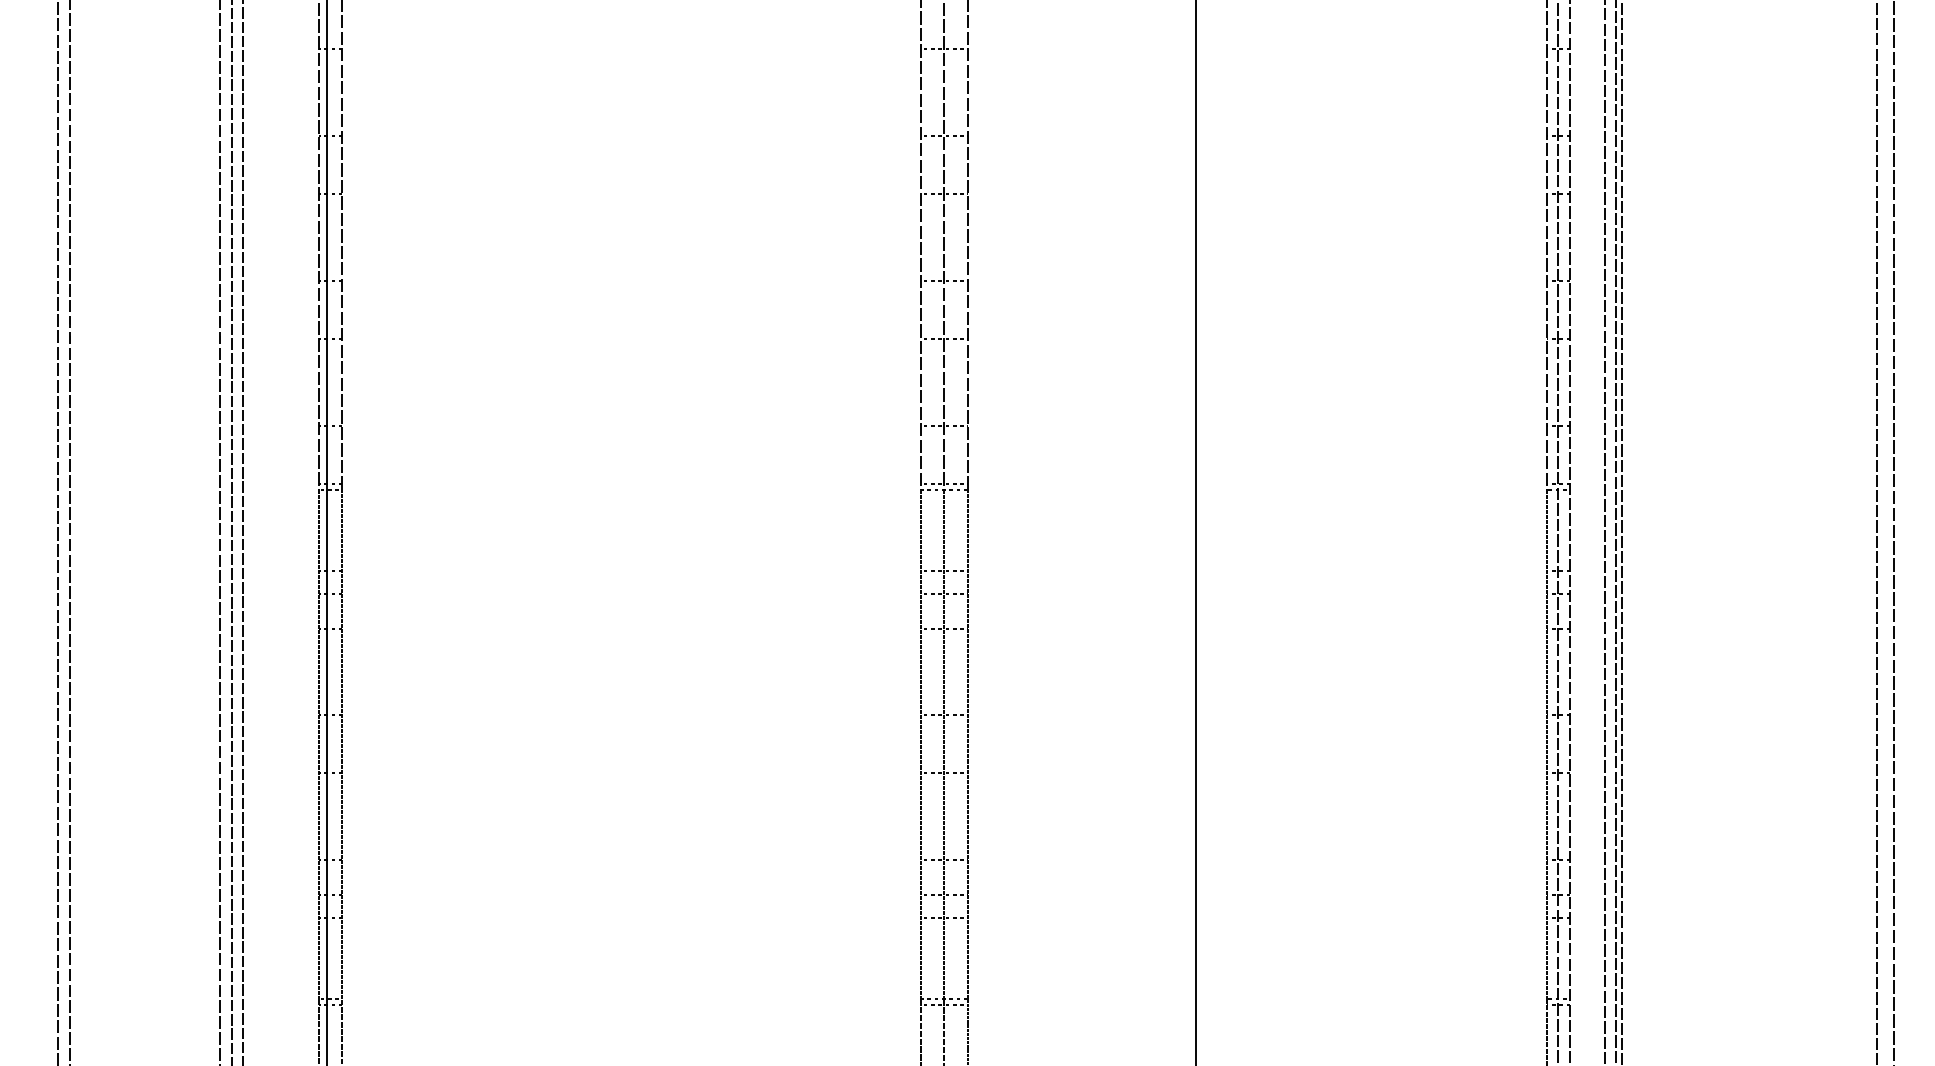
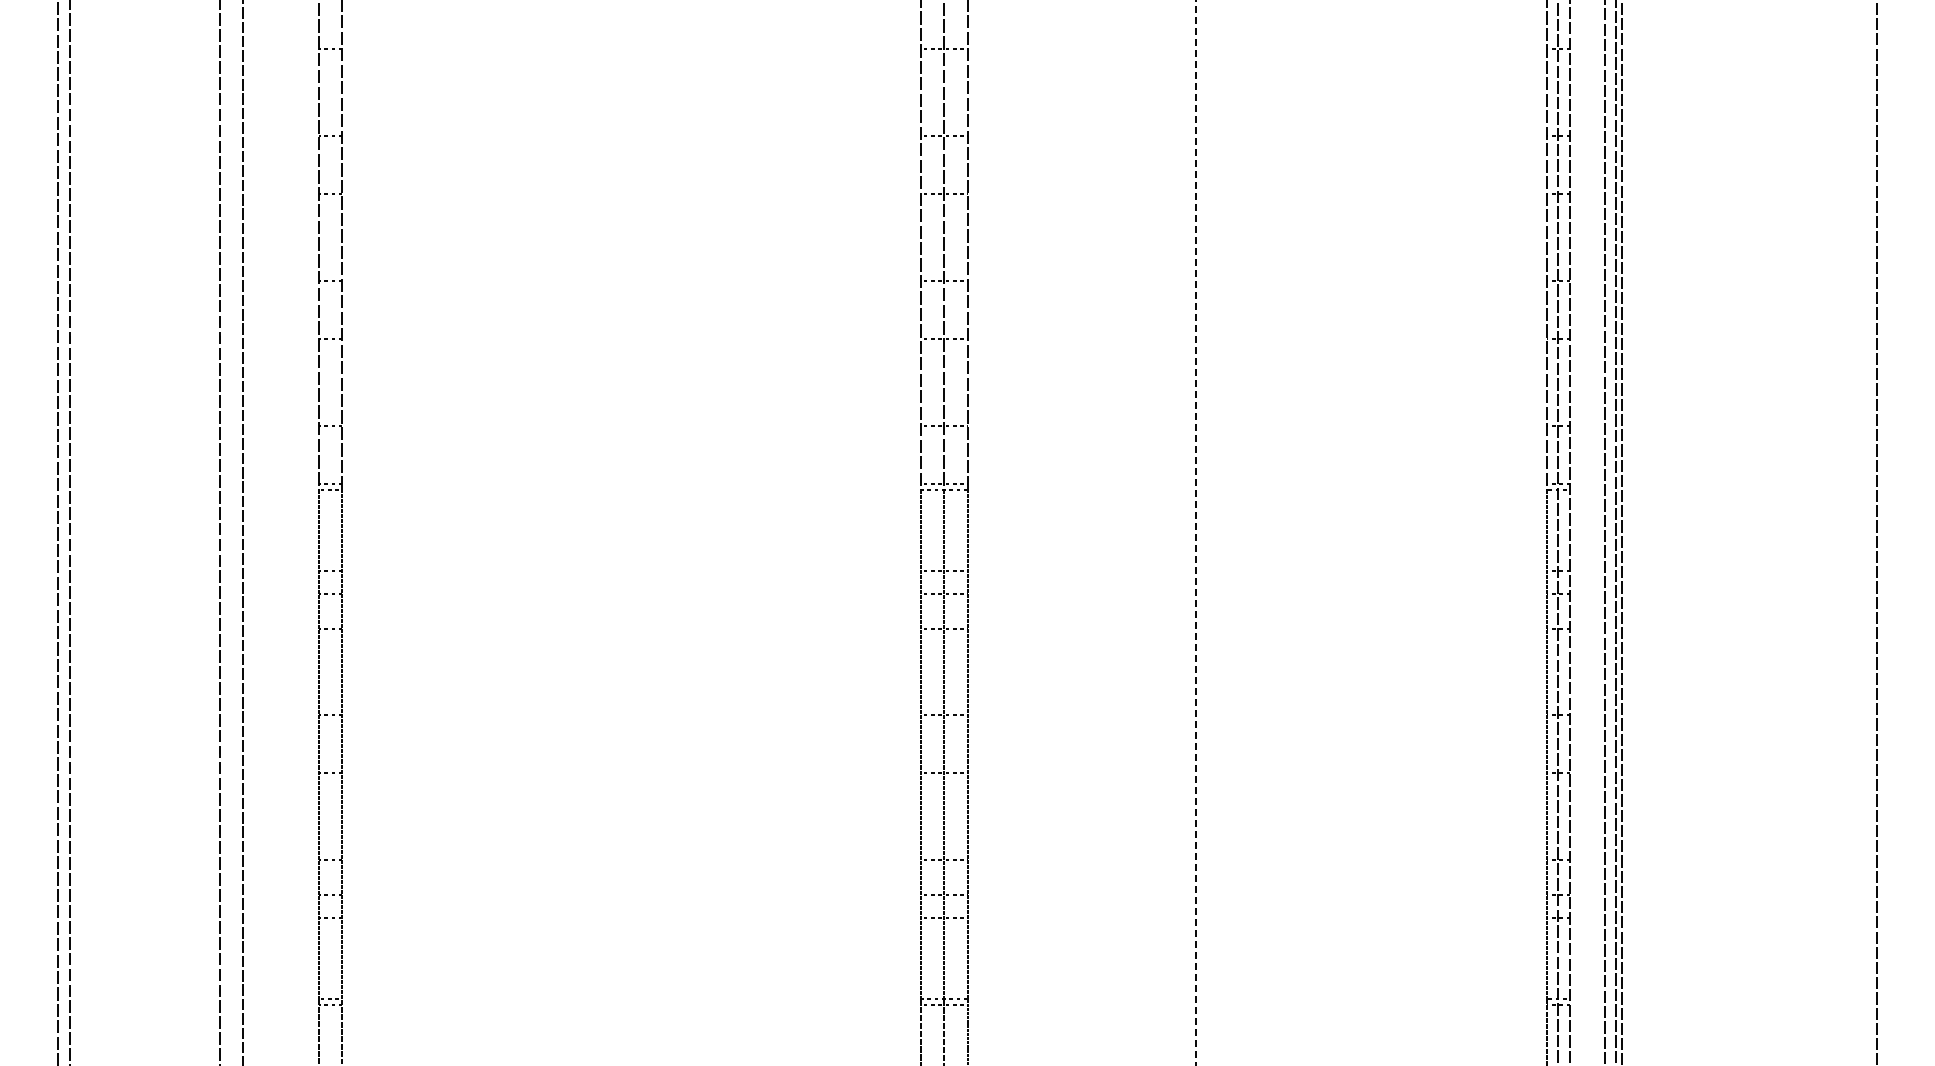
line: present -> none (231, 532)
line: present -> none (327, 532)
line: solid -> dashed (1196, 532)
line: present -> none (1894, 532)
